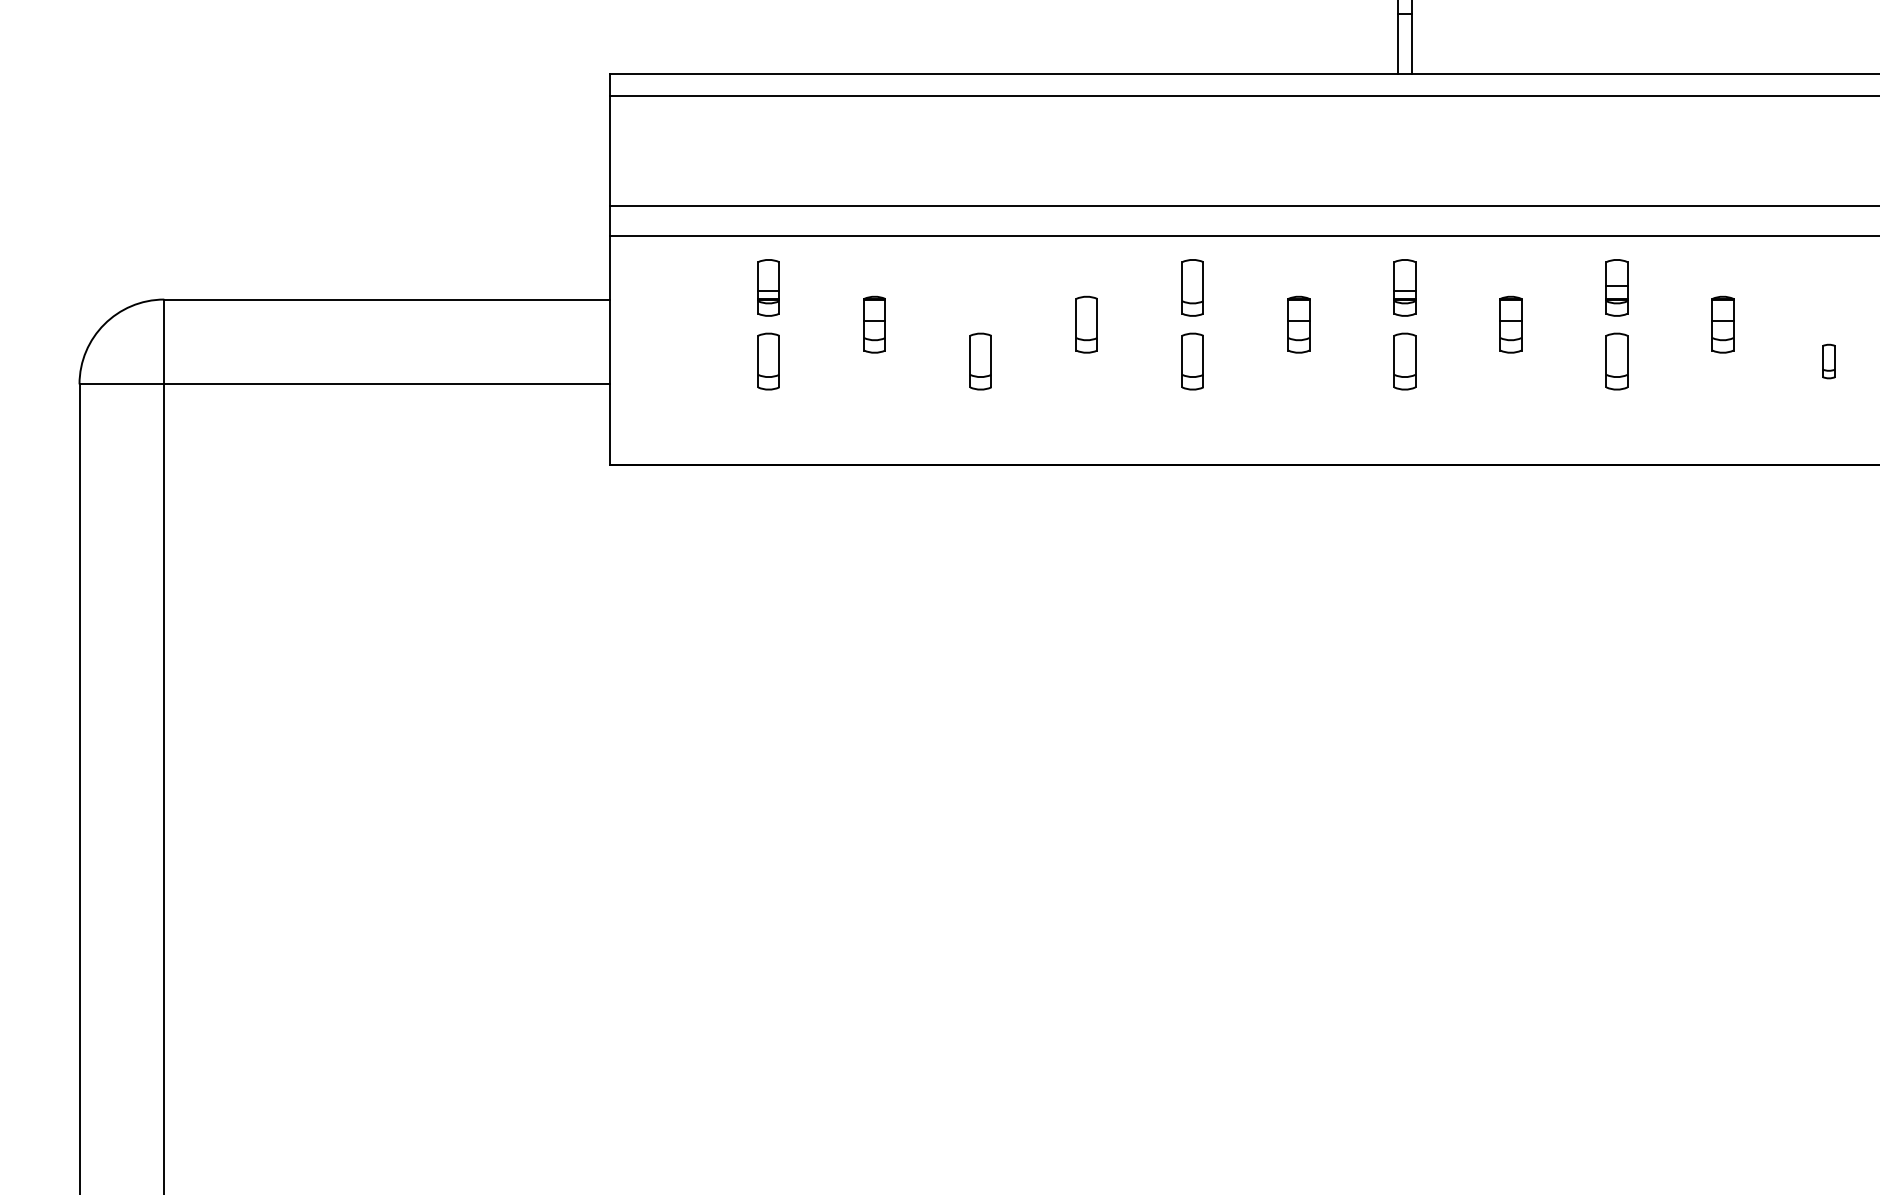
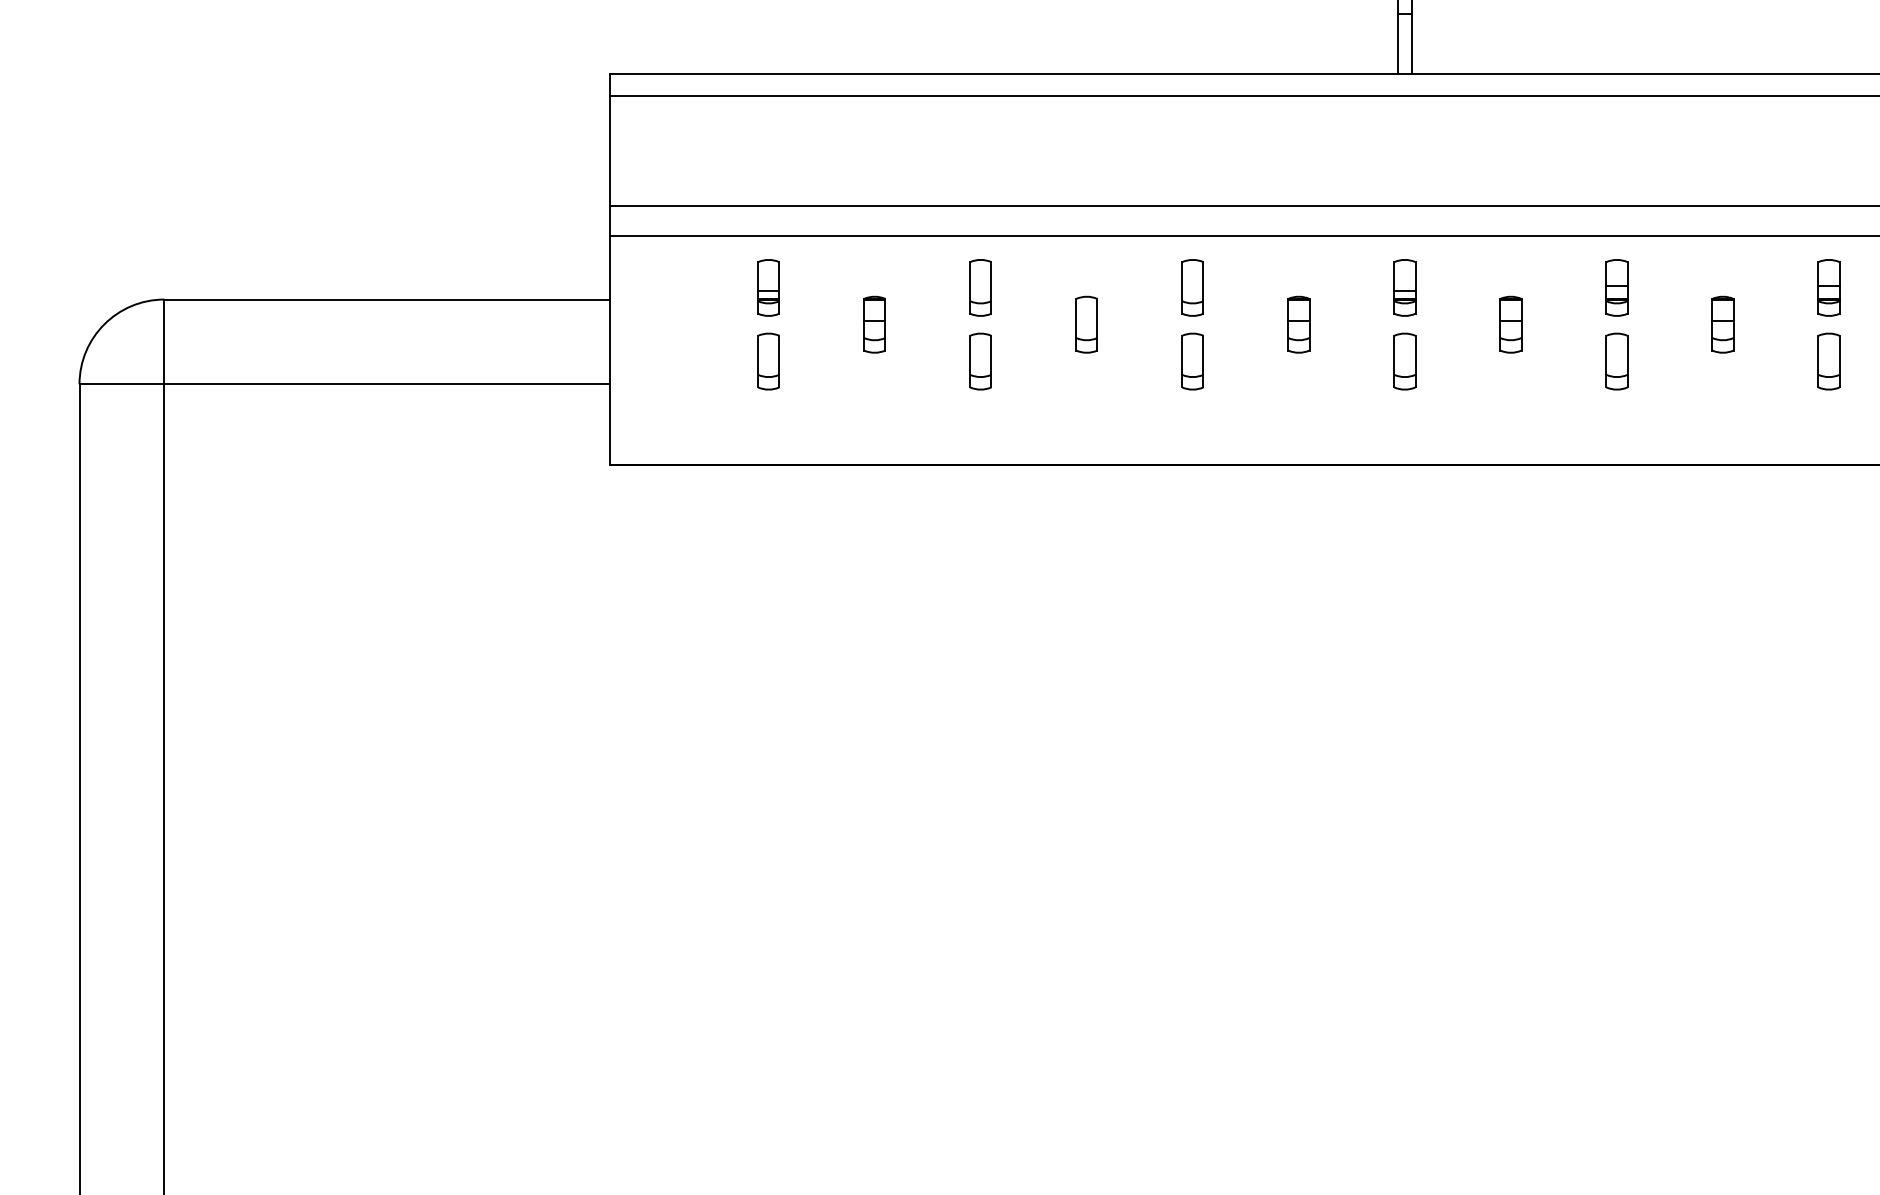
part: none -> present (980, 287)
part: none -> present (1828, 287)
part size: 14x37 px -> 24x59 px (1828, 361)
